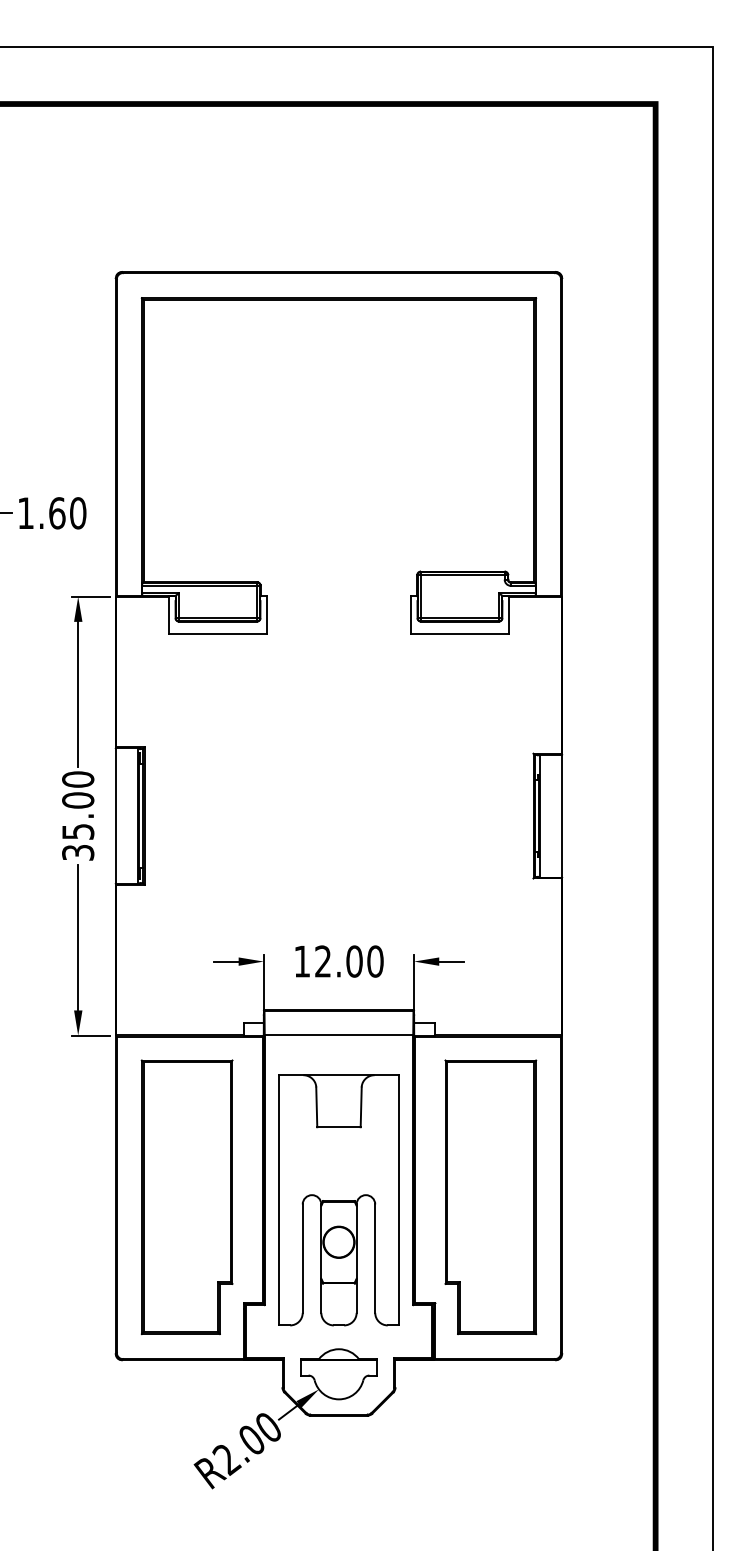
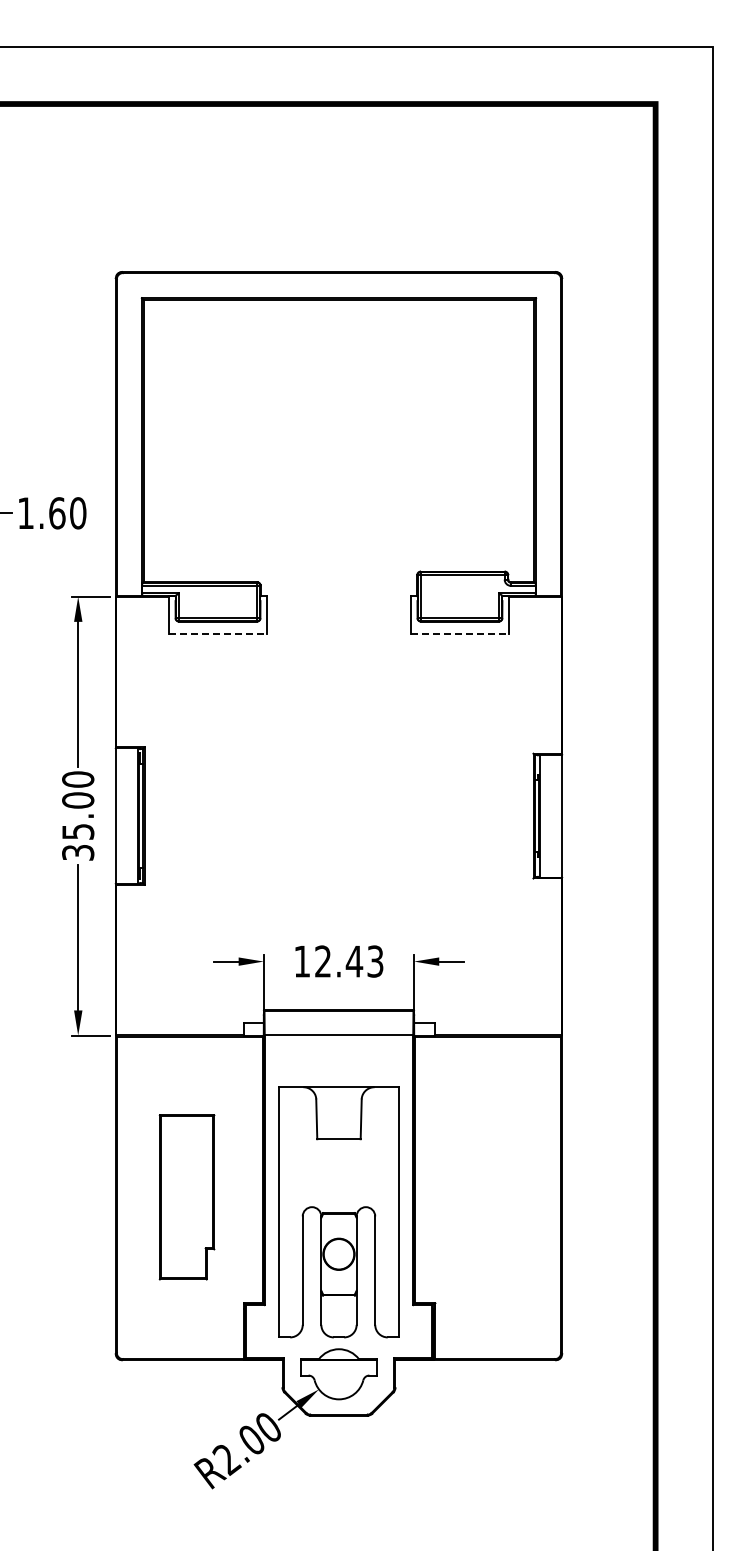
line: solid -> dashed (218, 634)
line: solid -> dashed (459, 634)
text: 12.00 -> 12.43 (364, 961)
part size: 94x277 px -> 58x167 px (186, 1197)
part: present -> none (490, 1197)
part position: (338, 1200) -> (338, 1212) (338, 1212)
